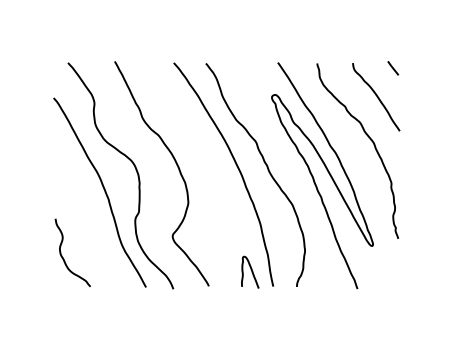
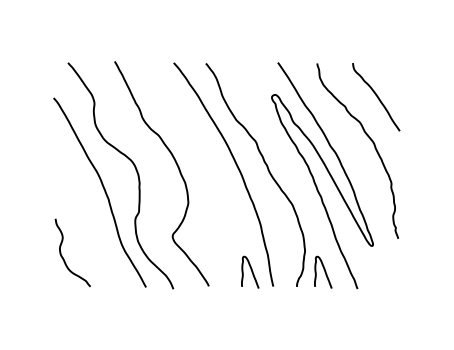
line: present -> none (393, 68)
curve: none -> present (324, 271)
